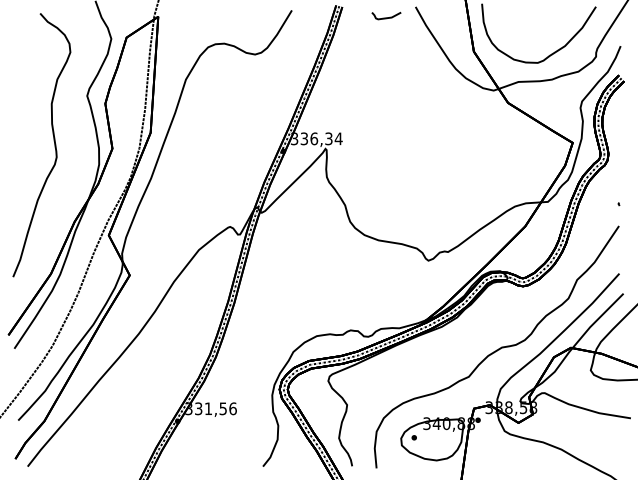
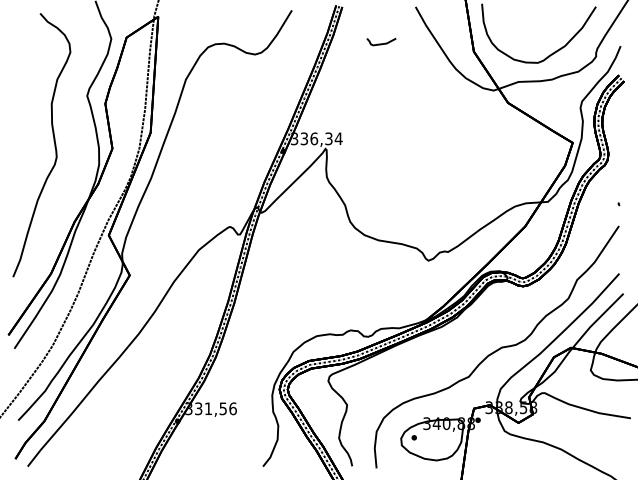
curve position: (386, 17) -> (381, 43) (381, 43)
